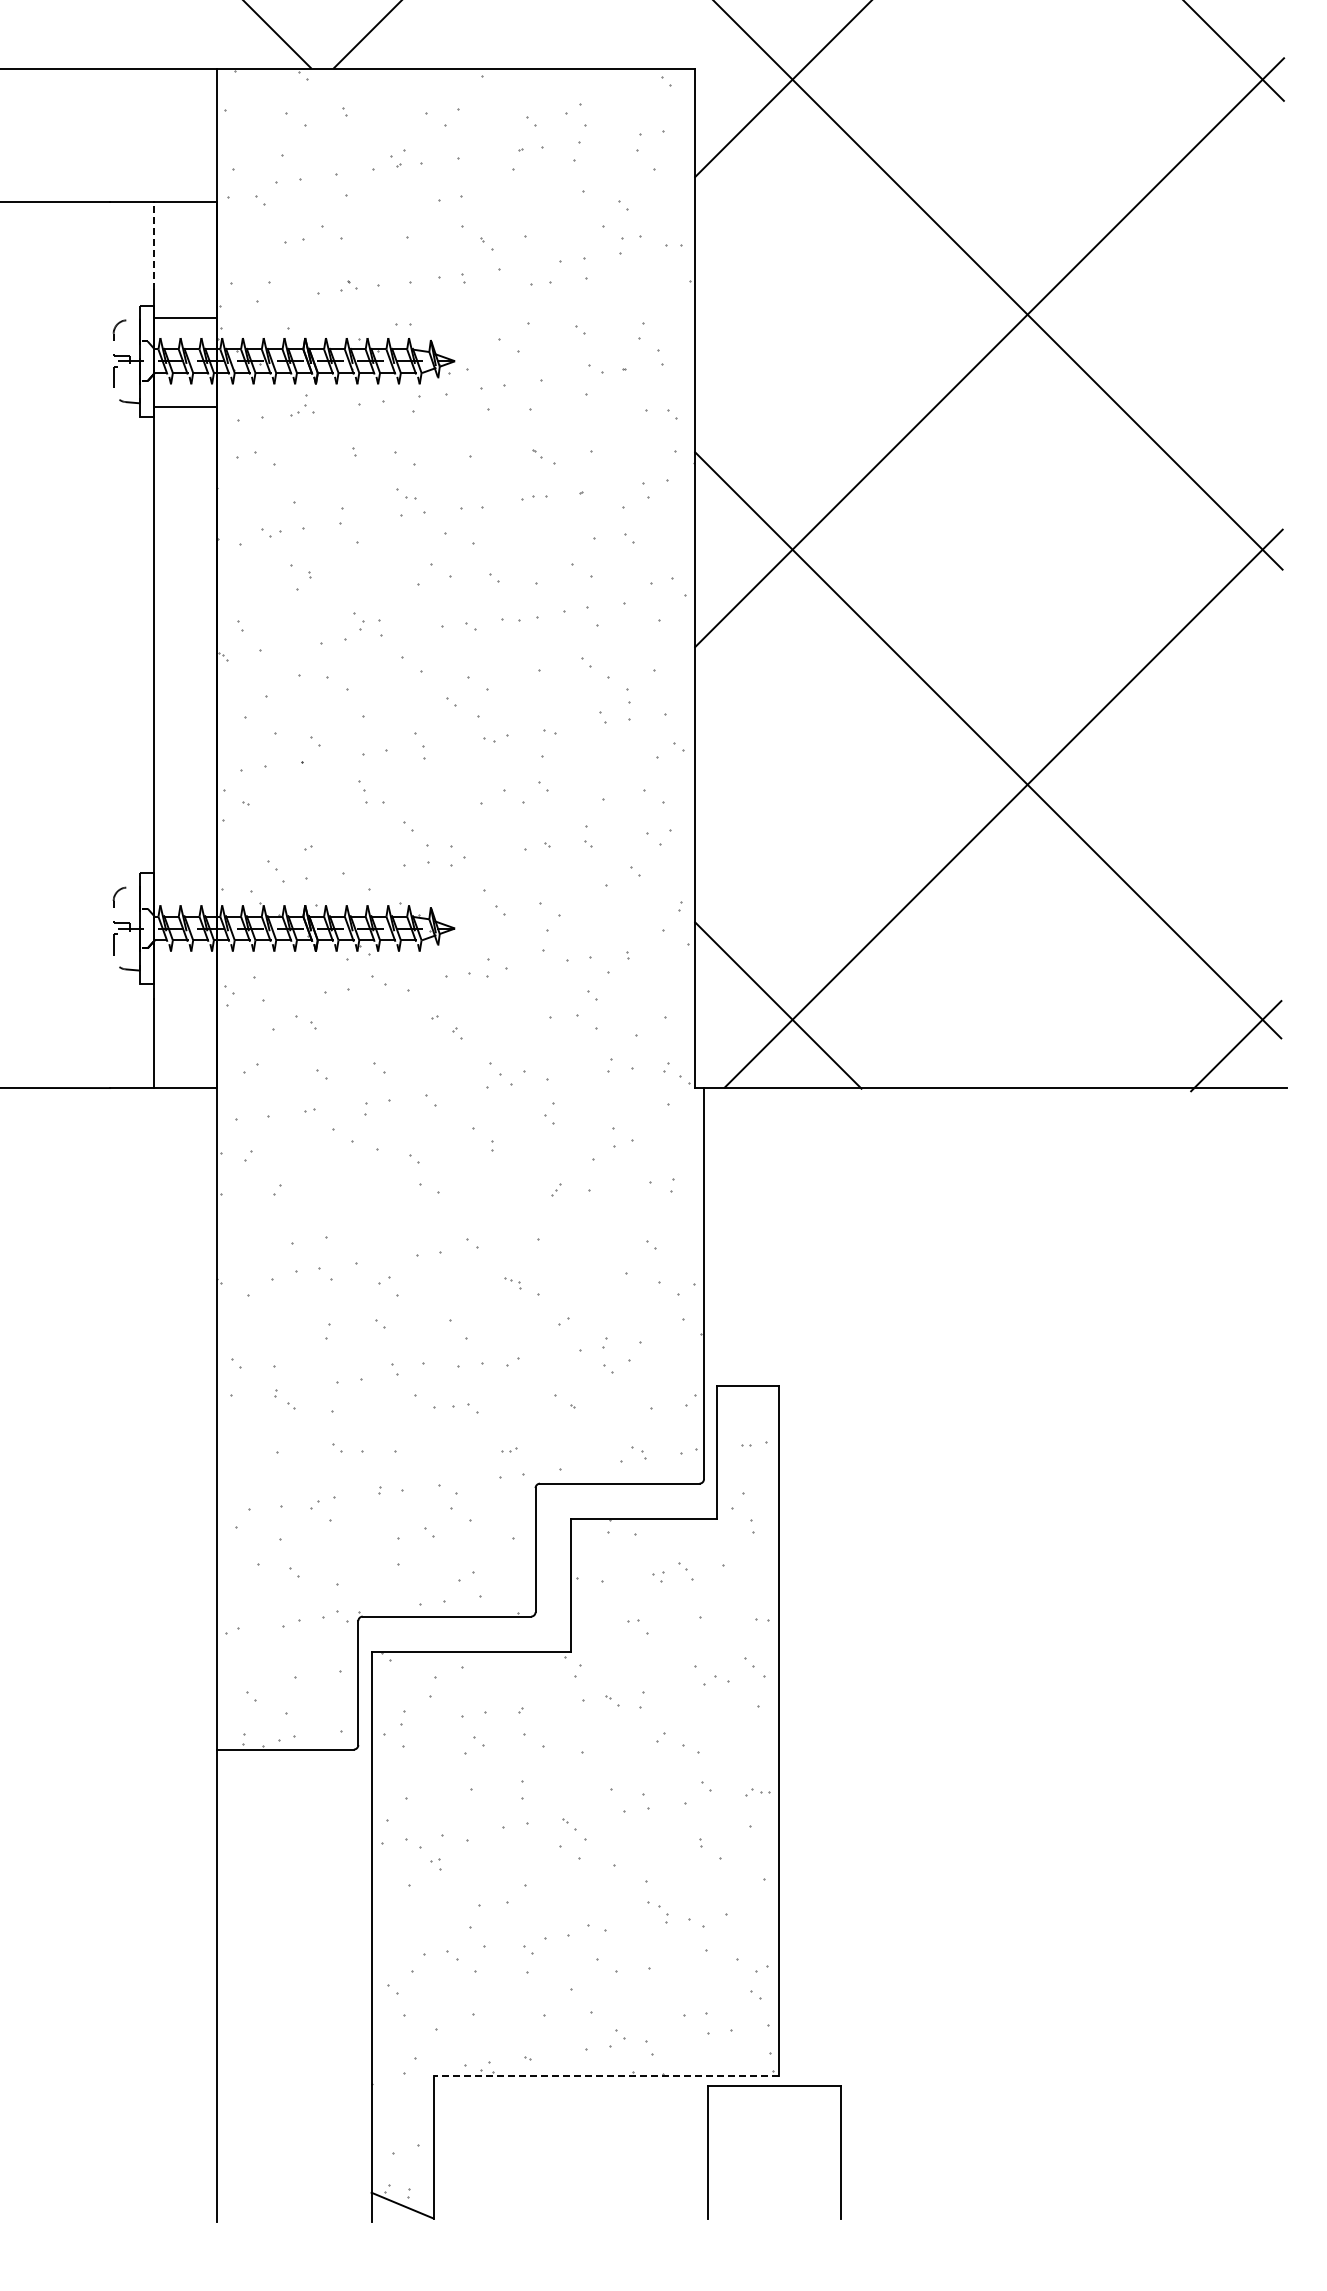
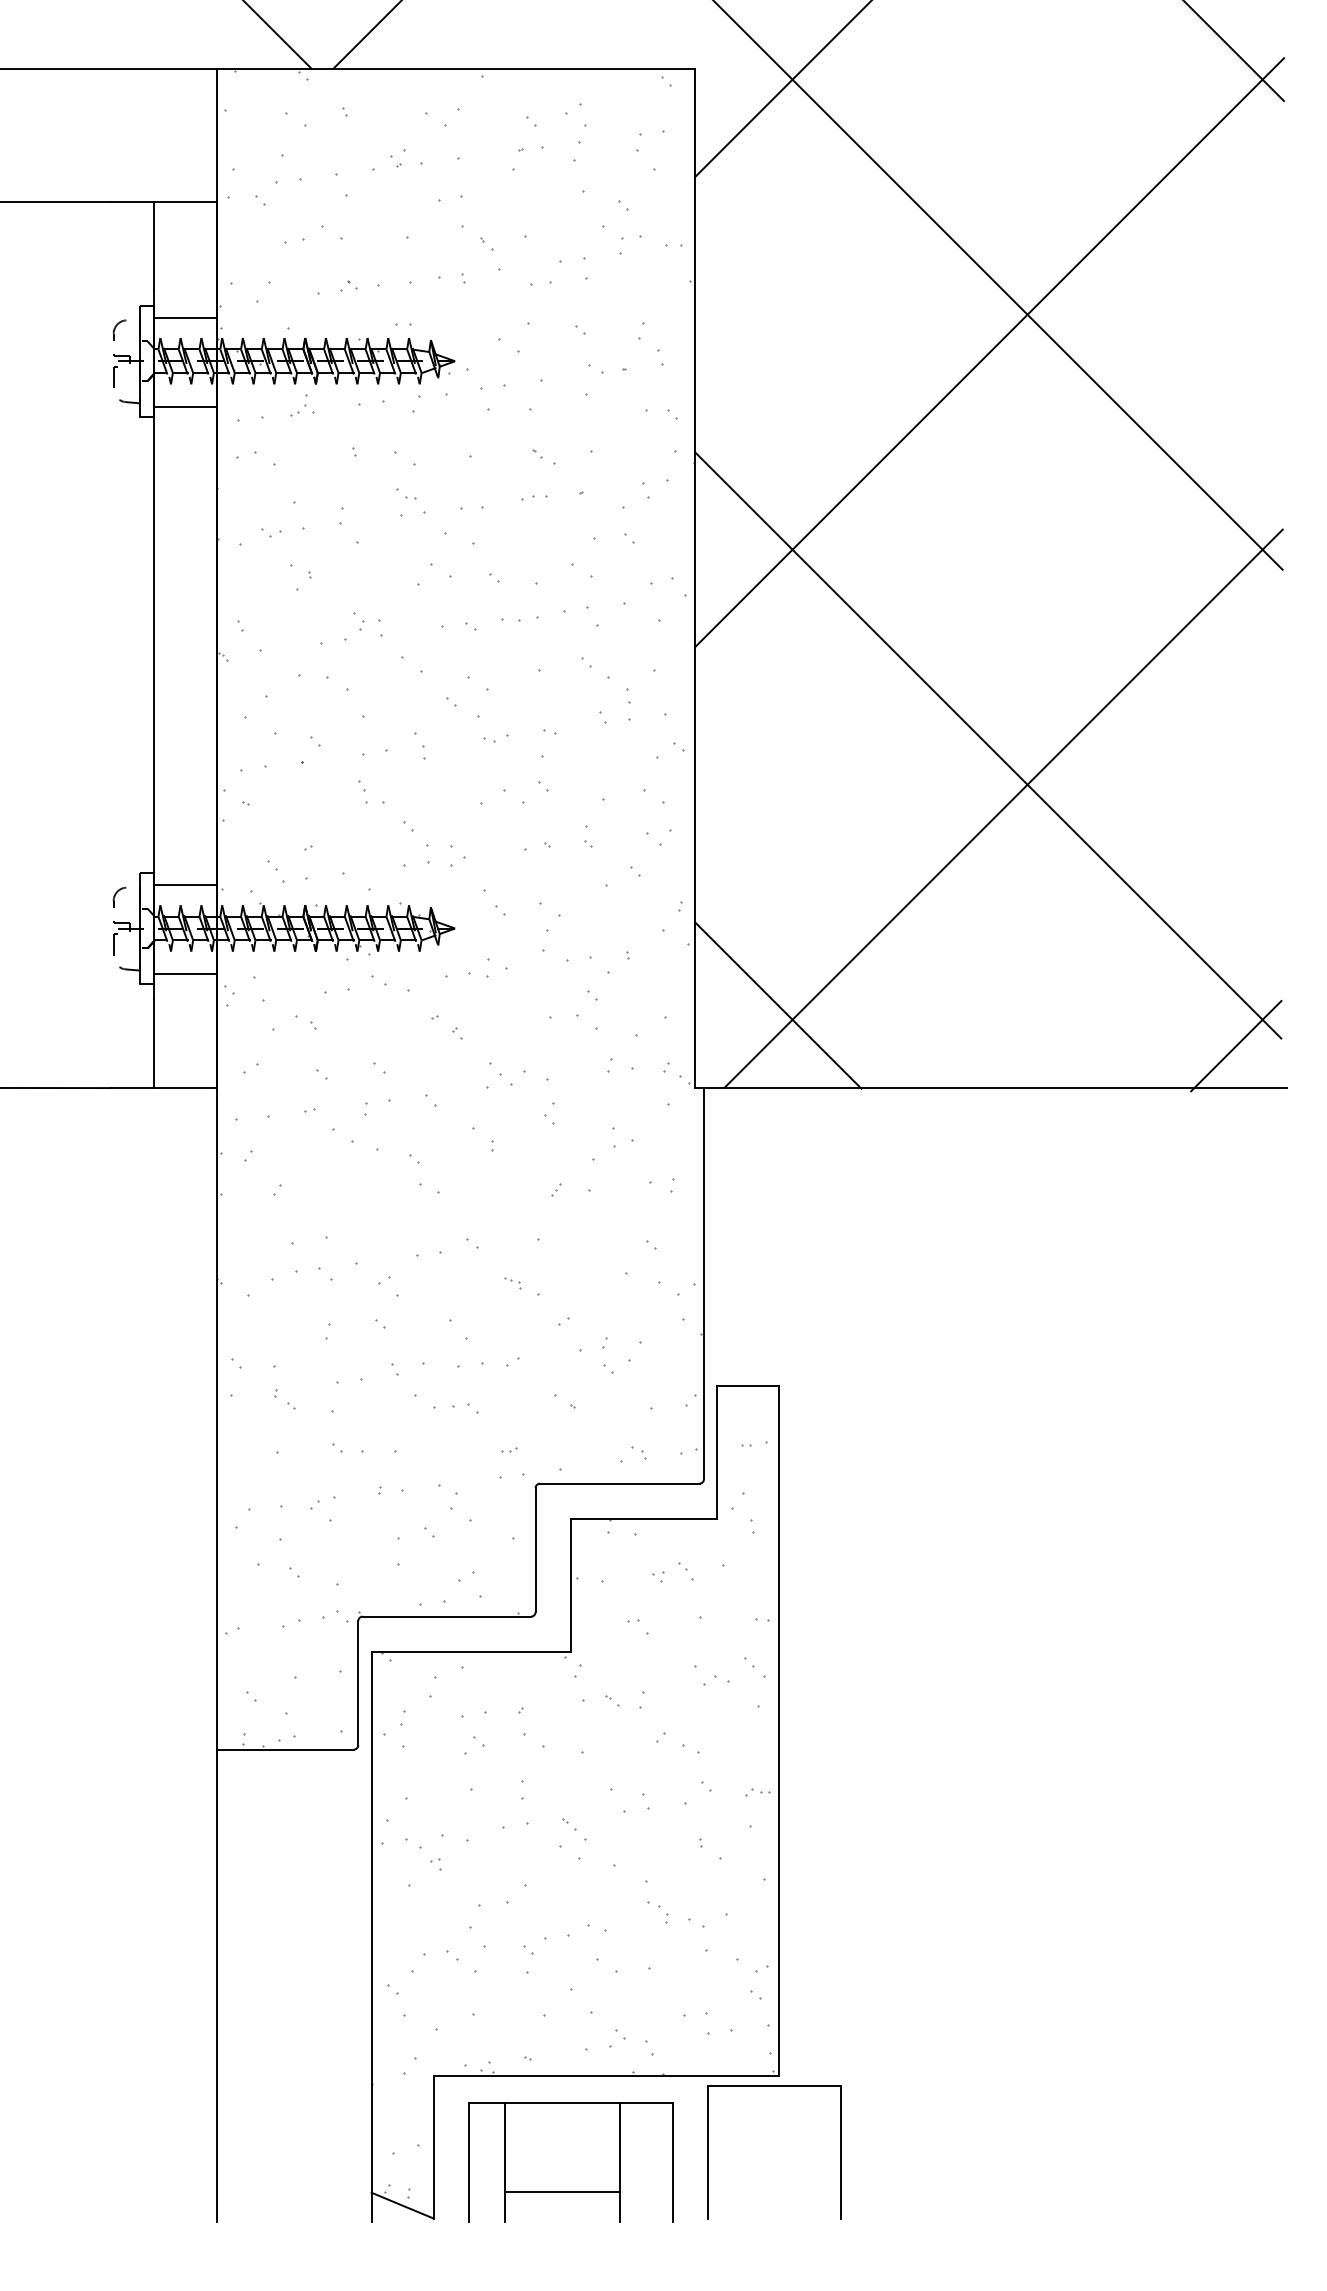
line: dashed -> solid (154, 245)
line: none -> present (185, 885)
line: none -> present (185, 973)
line: dashed -> solid (606, 2076)
part: none -> present (570, 2162)
